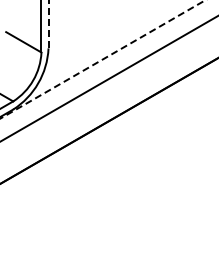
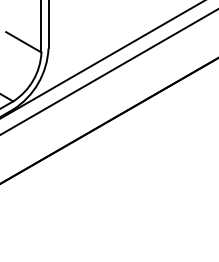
line: dashed -> solid (48, 24)
line: dashed -> solid (103, 59)
line position: (108, 78) -> (108, 71) (108, 71)
